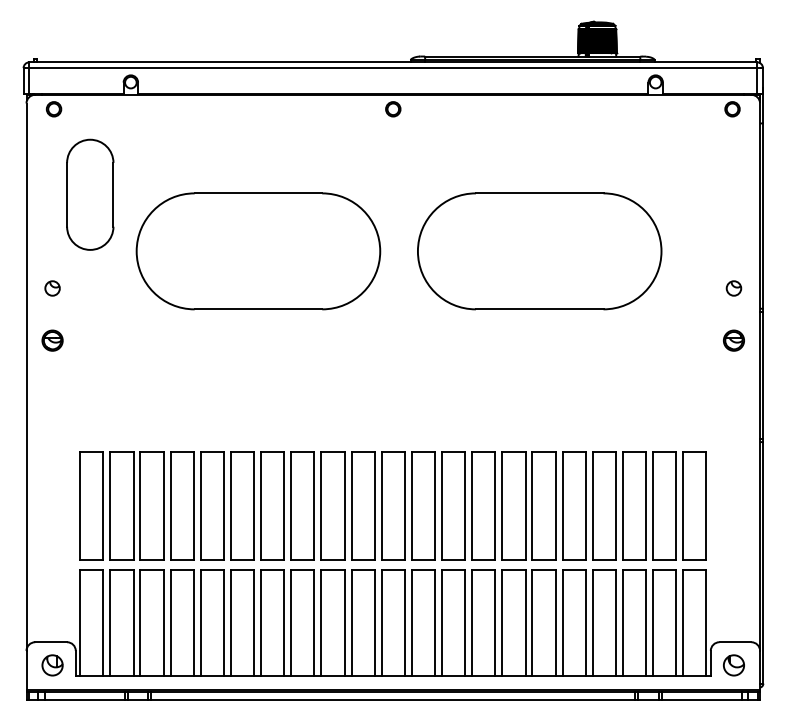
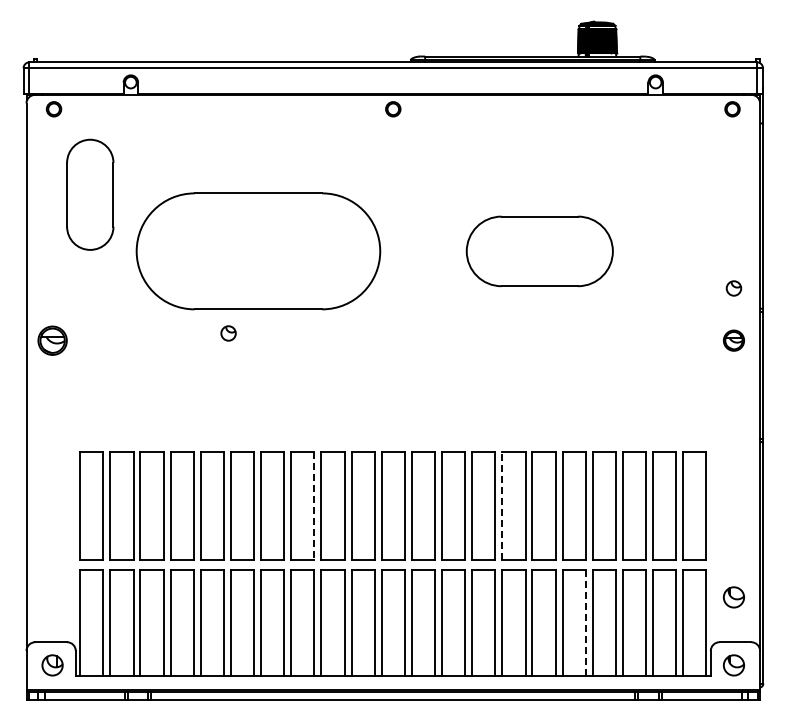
part size: 246x119 px -> 149x73 px (539, 251)
part position: (52, 288) -> (228, 333) (228, 333)
part size: 23x23 px -> 31x31 px (52, 340)
line: solid -> dashed (314, 505)
line: solid -> dashed (502, 505)
part: none -> present (733, 597)
line: solid -> dashed (585, 622)
